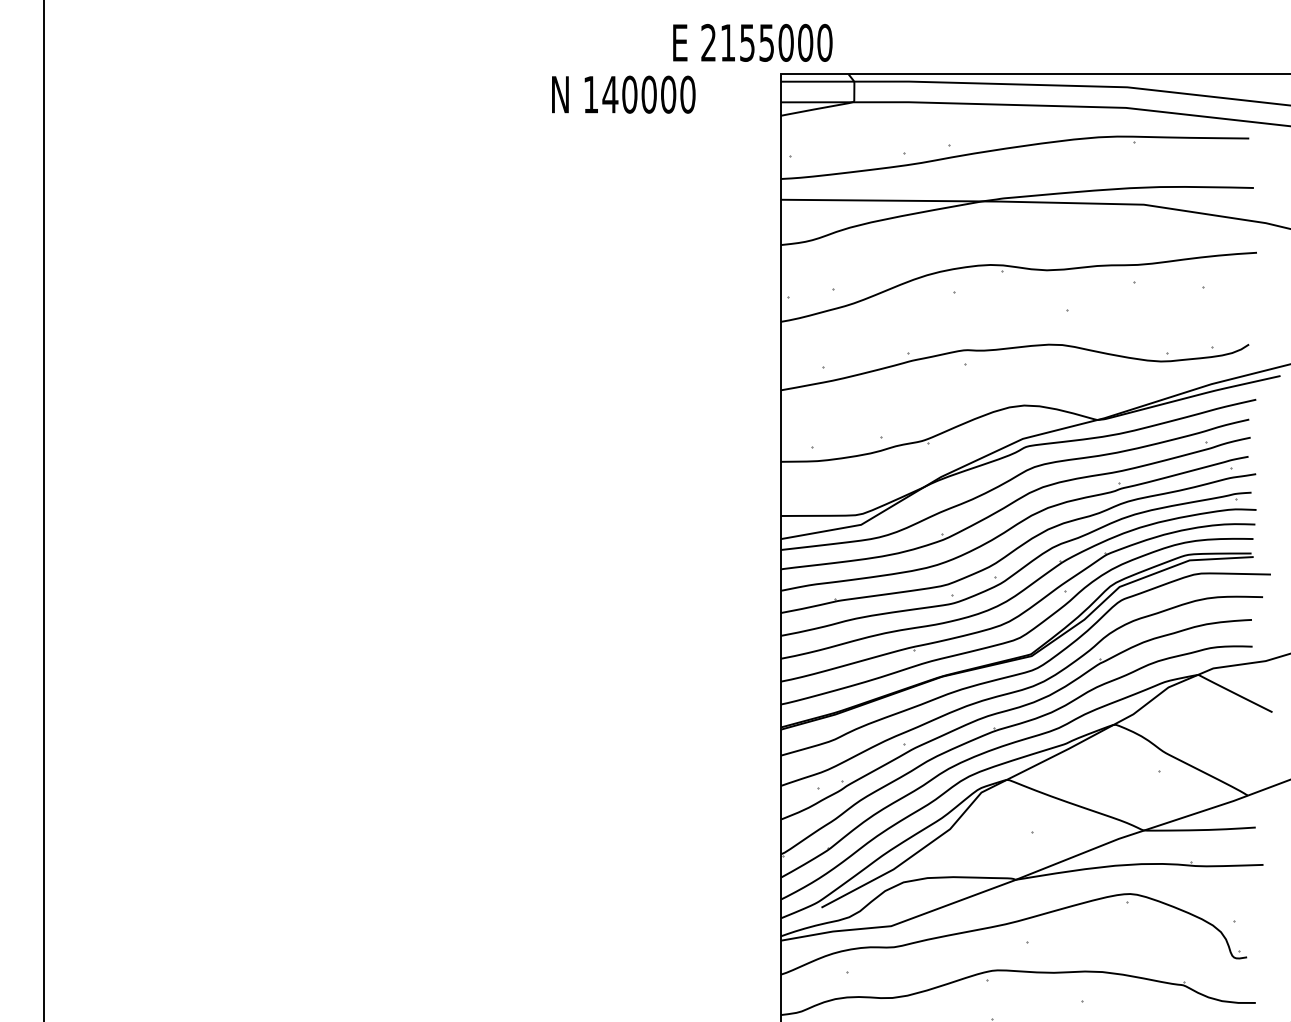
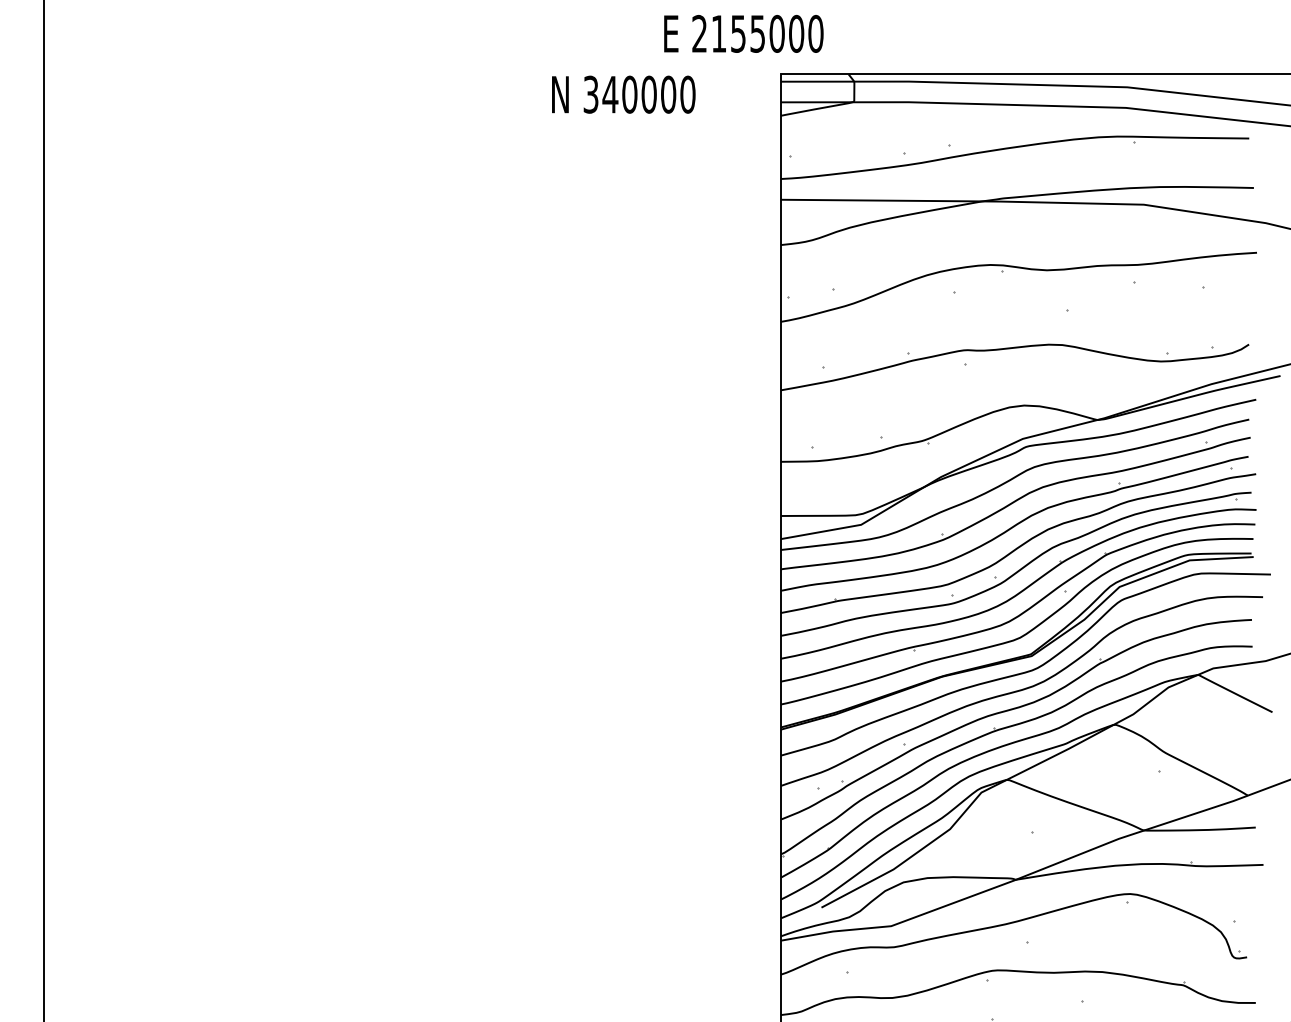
text position: (752, 42) -> (743, 33) (743, 33)
text: 140000 -> 340000 (590, 94)
